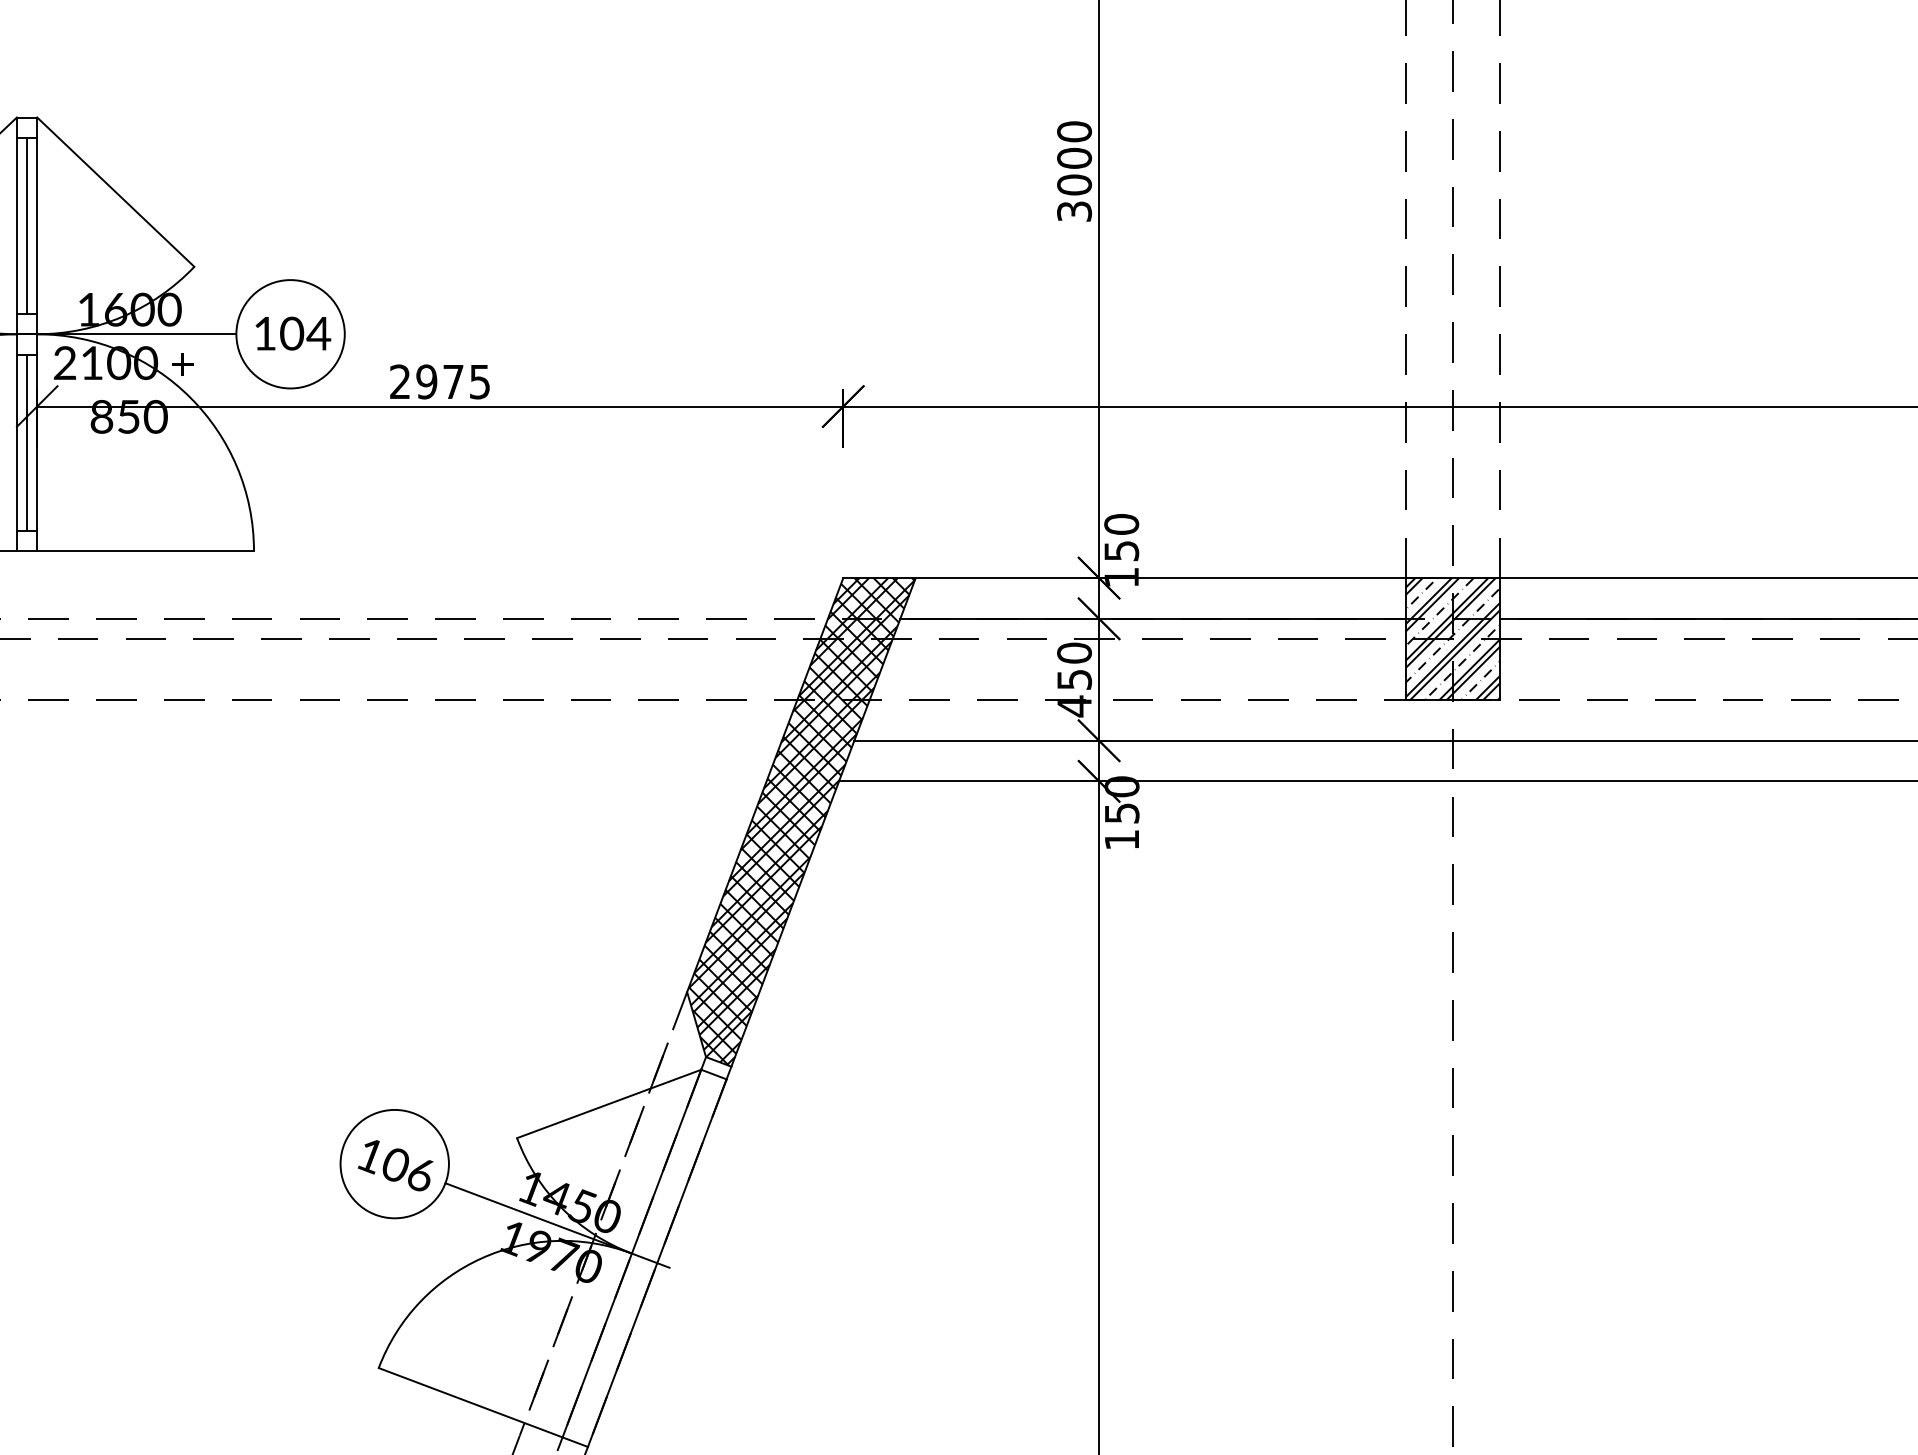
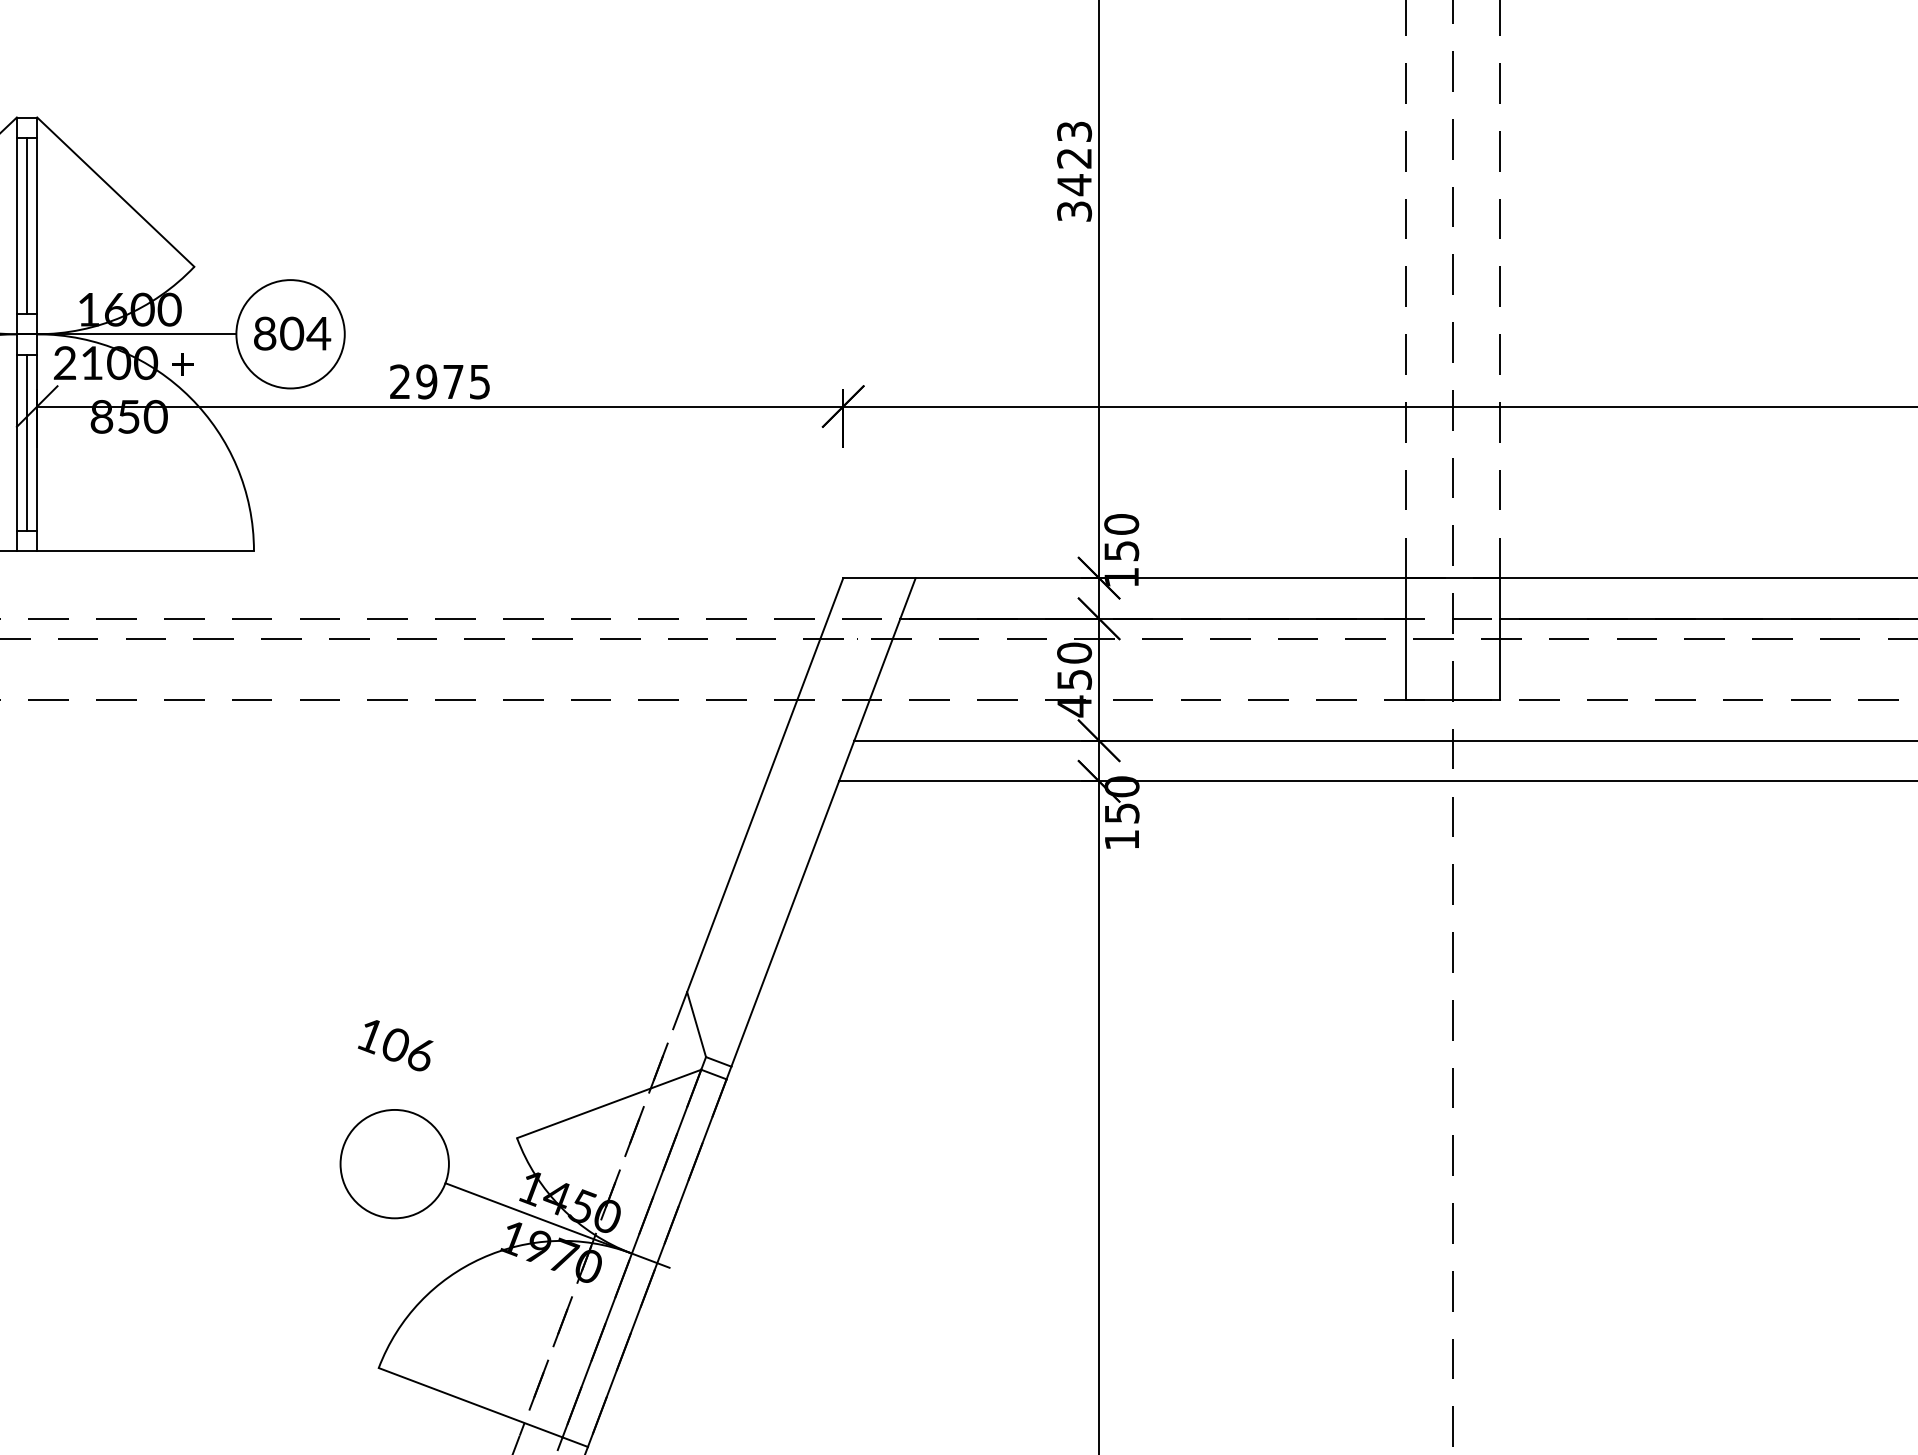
text: 3000 -> 3423 (1074, 158)
text: 104 -> 804 (265, 333)
hatch: present -> none (1452, 639)
hatch: present -> none (801, 821)
text position: (395, 1165) -> (395, 1045) (395, 1045)
